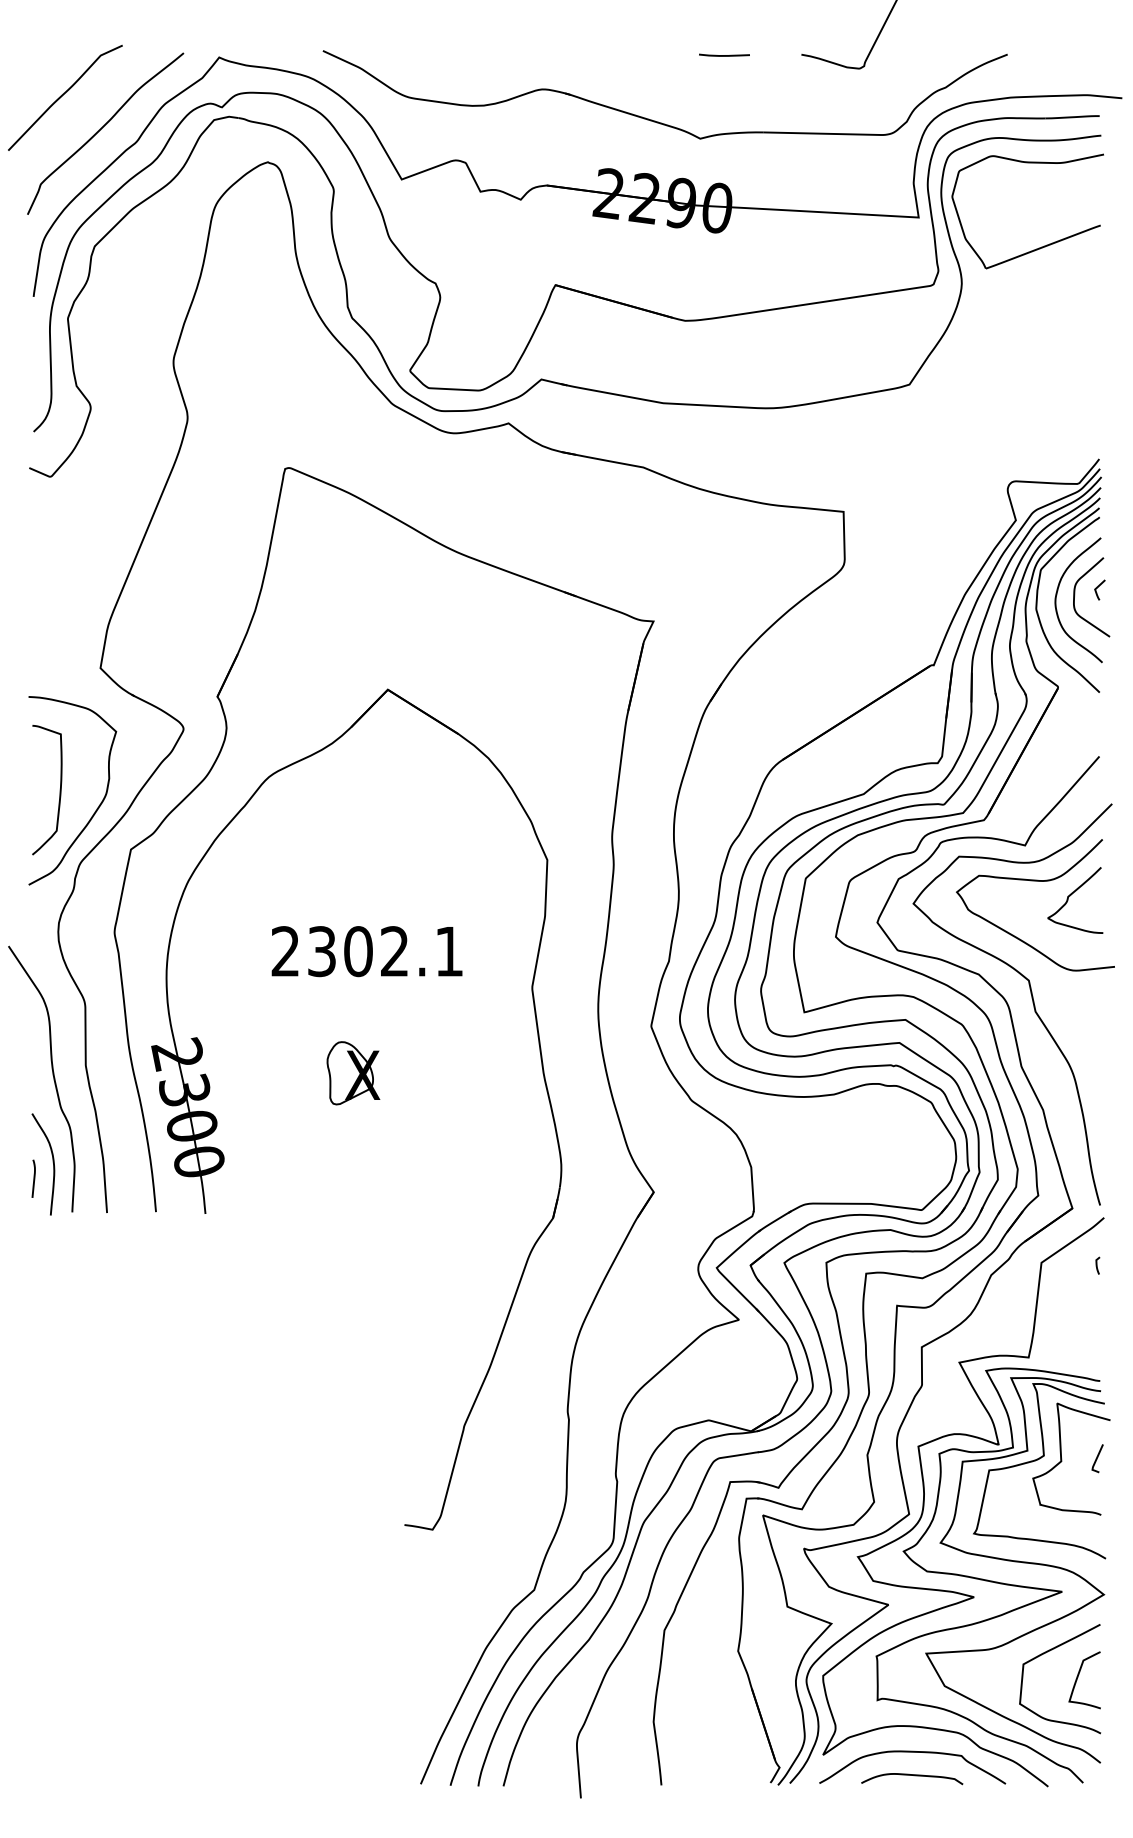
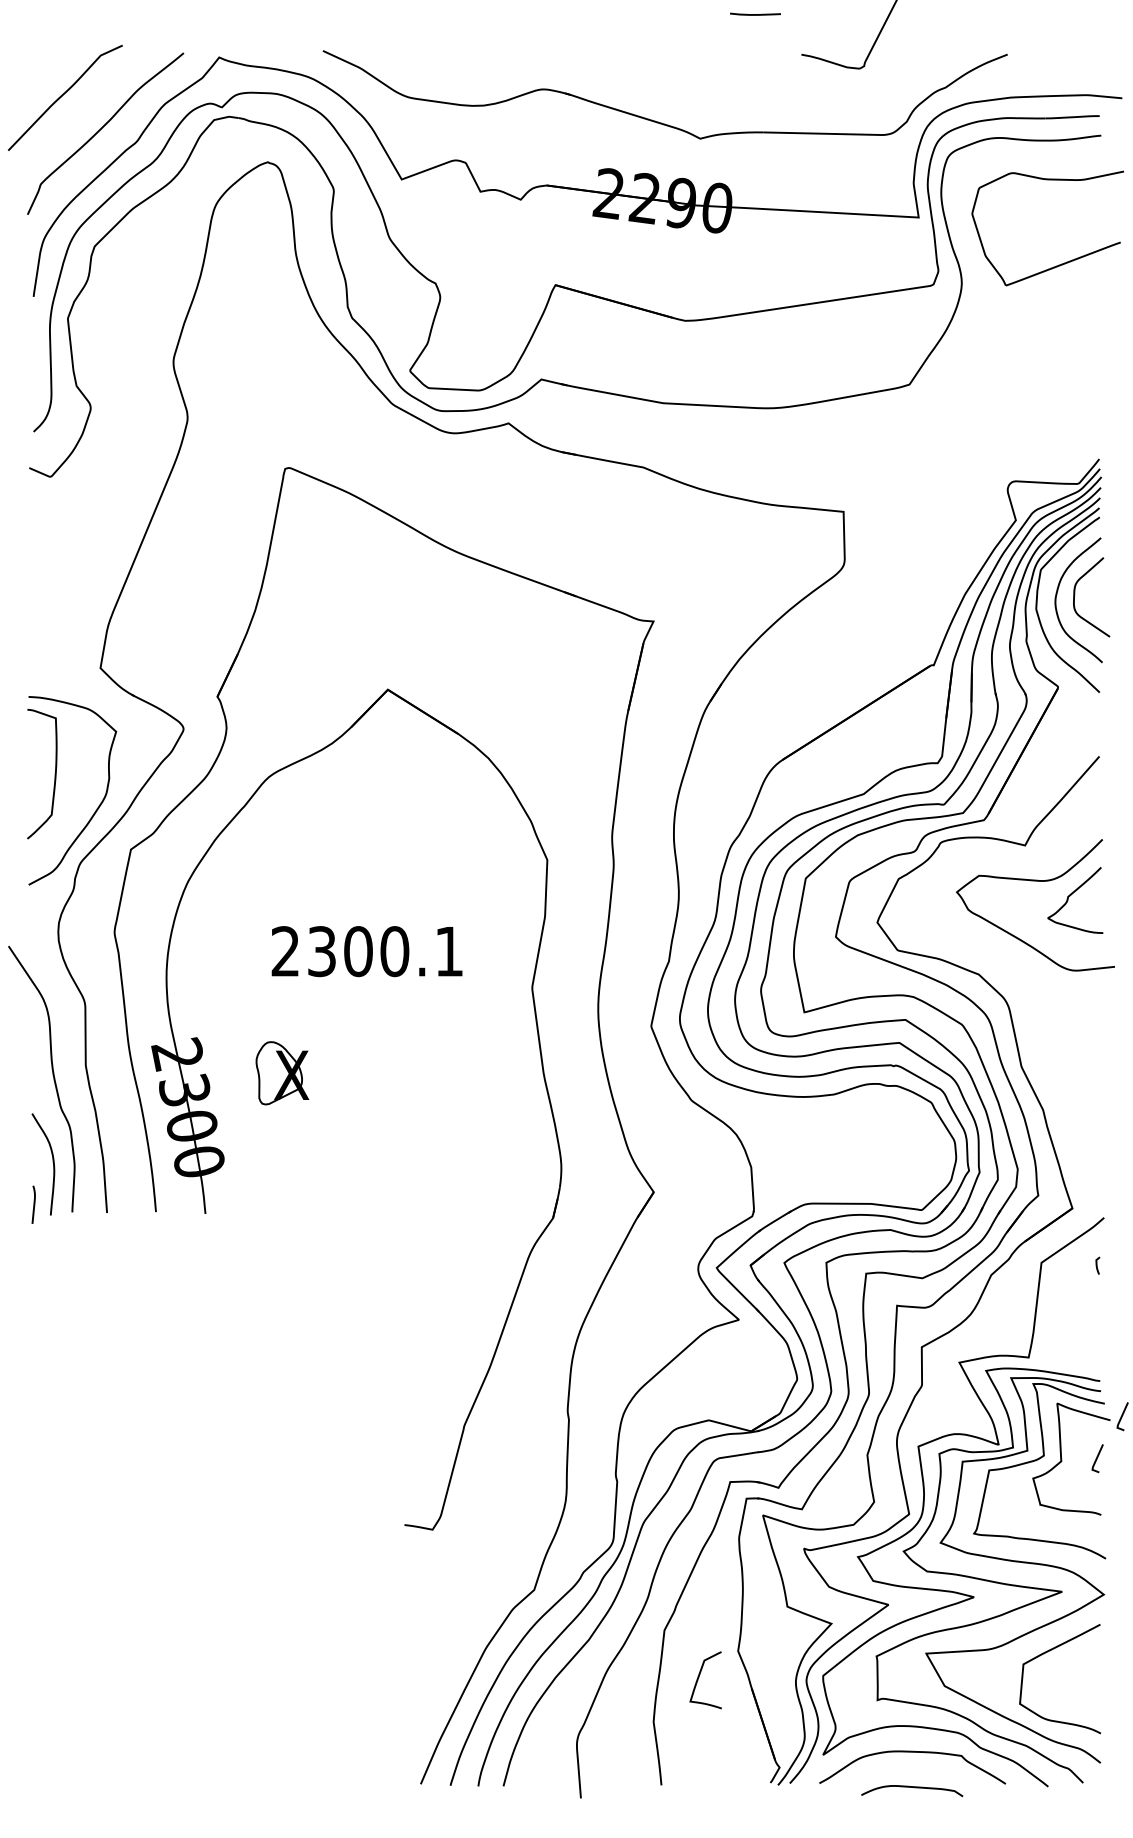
line position: (724, 55) -> (755, 14) (755, 14)
part position: (1038, 247) -> (1058, 264) (1058, 264)
line: present -> none (1098, 587)
curve position: (59, 790) -> (54, 774) (54, 774)
text: 2302.1 -> 2300.1 (394, 951)
curve: present -> none (1031, 998)
part position: (353, 1073) -> (282, 1073) (282, 1073)
curve position: (33, 1178) -> (33, 1204) (33, 1204)
curve: none -> present (1122, 1416)
curve position: (1078, 1677) -> (699, 1677) (699, 1677)
curve position: (914, 1776) -> (914, 1788) (914, 1788)
